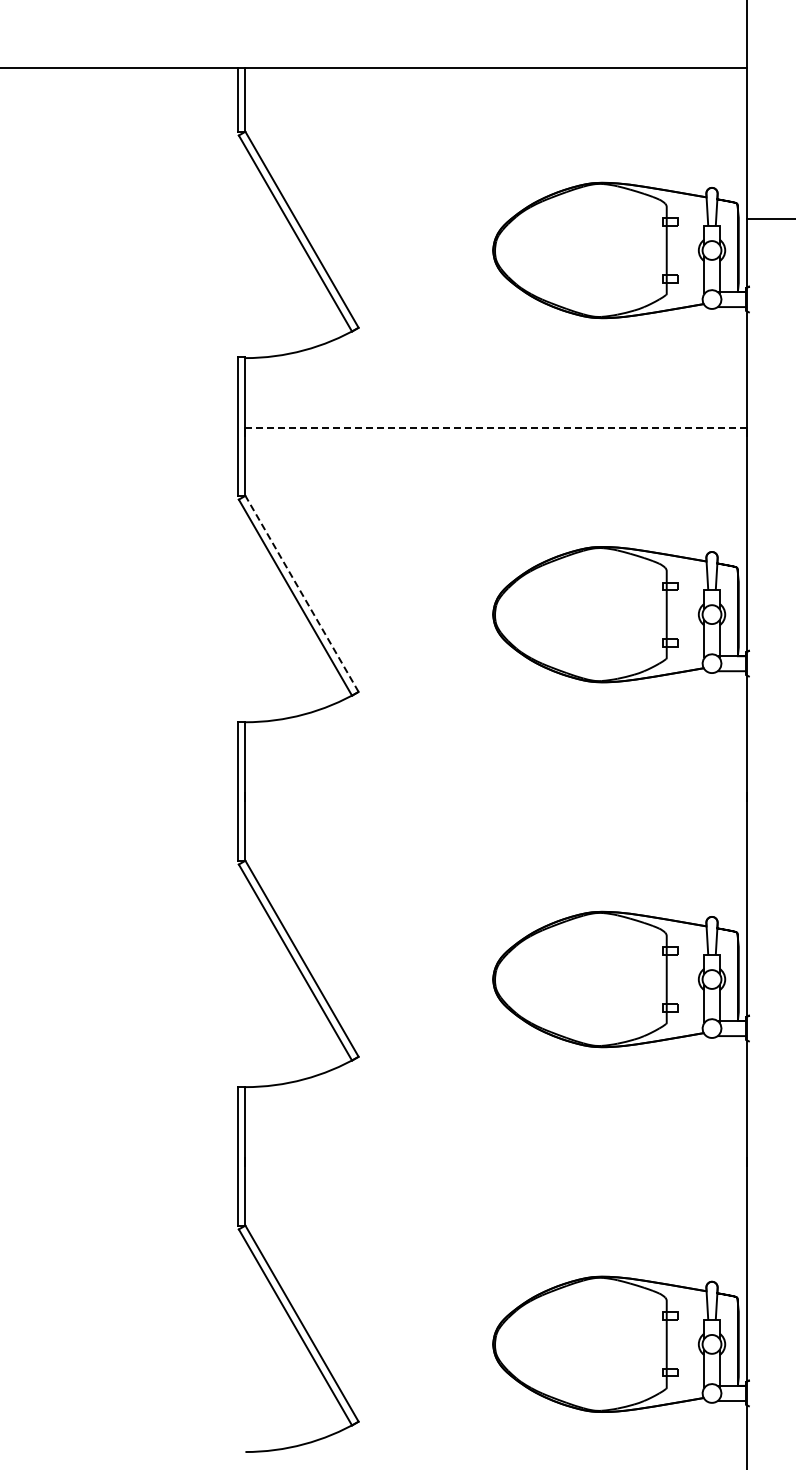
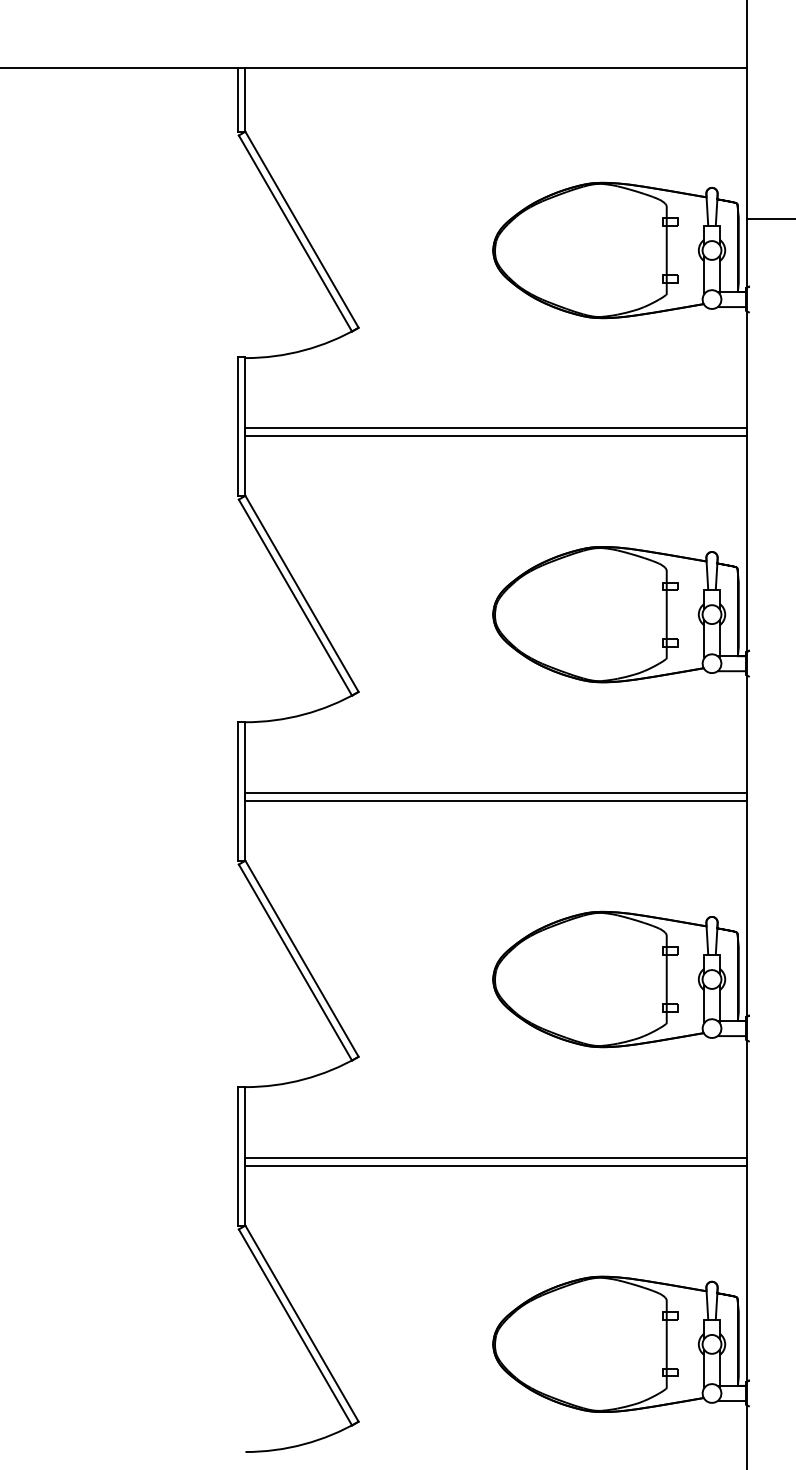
line: dashed -> solid (496, 428)
line: none -> present (496, 435)
line: dashed -> solid (301, 593)
line: none -> present (496, 793)
line: none -> present (496, 800)
line: none -> present (496, 1158)
line: none -> present (496, 1165)
